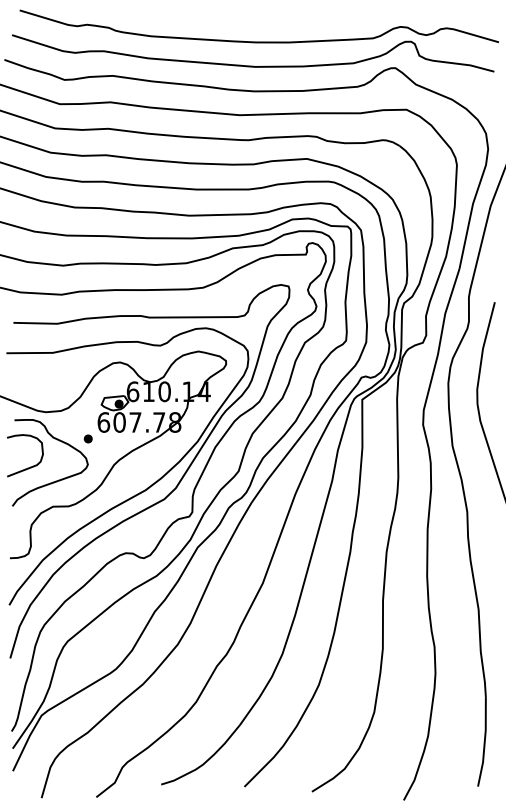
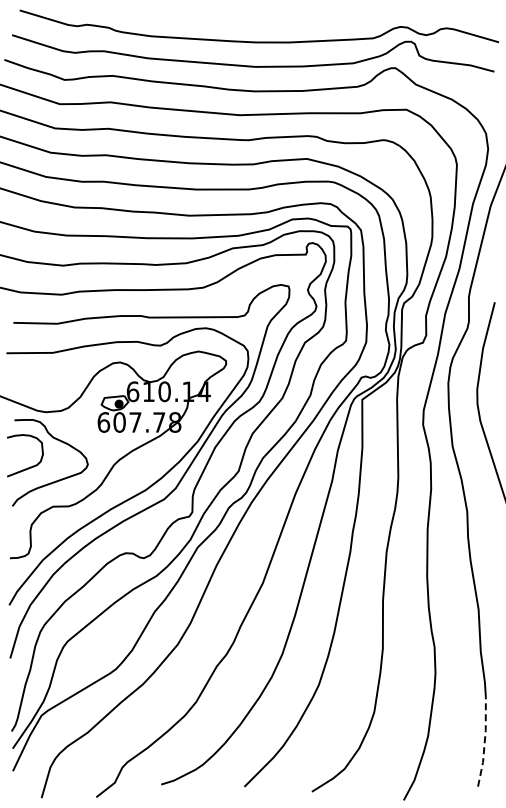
part: present -> none (87, 438)
line: solid -> dashed (484, 742)
